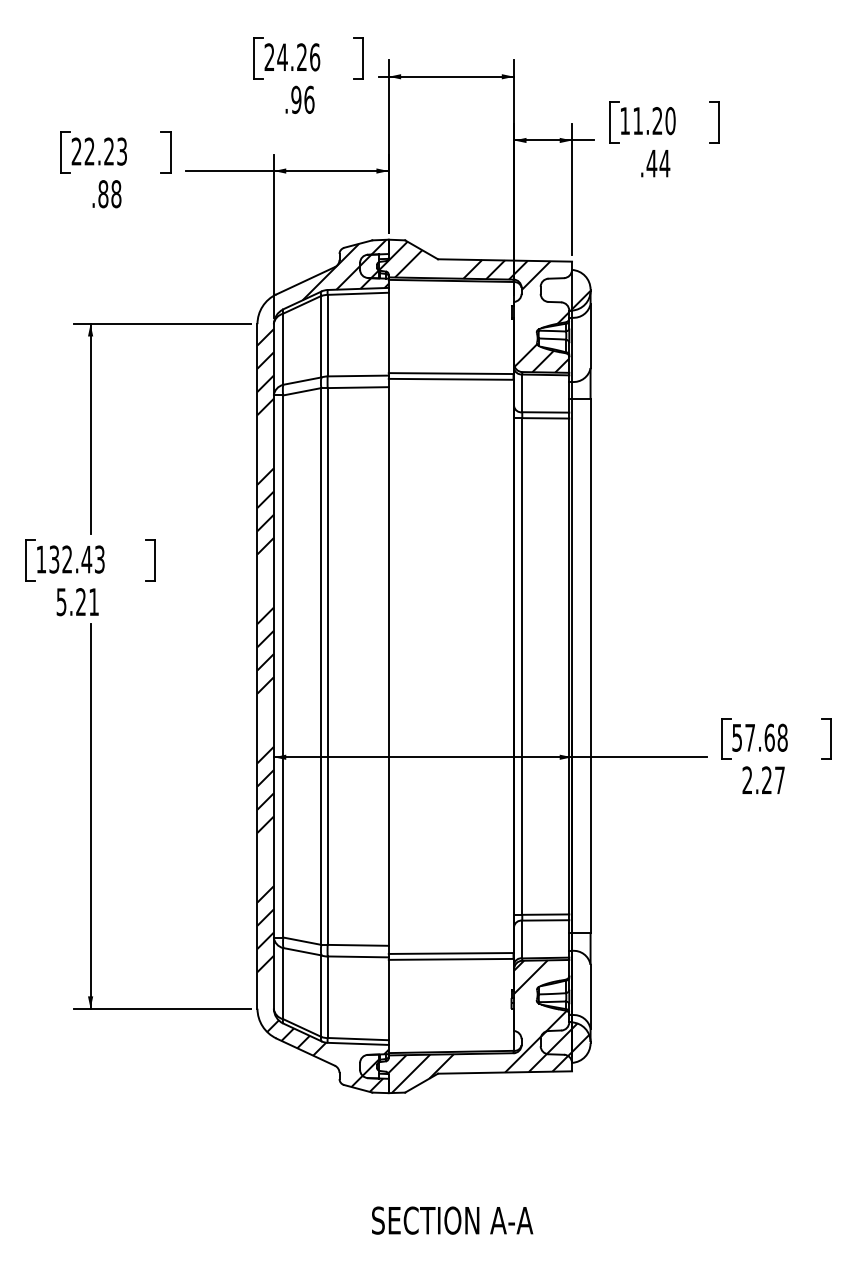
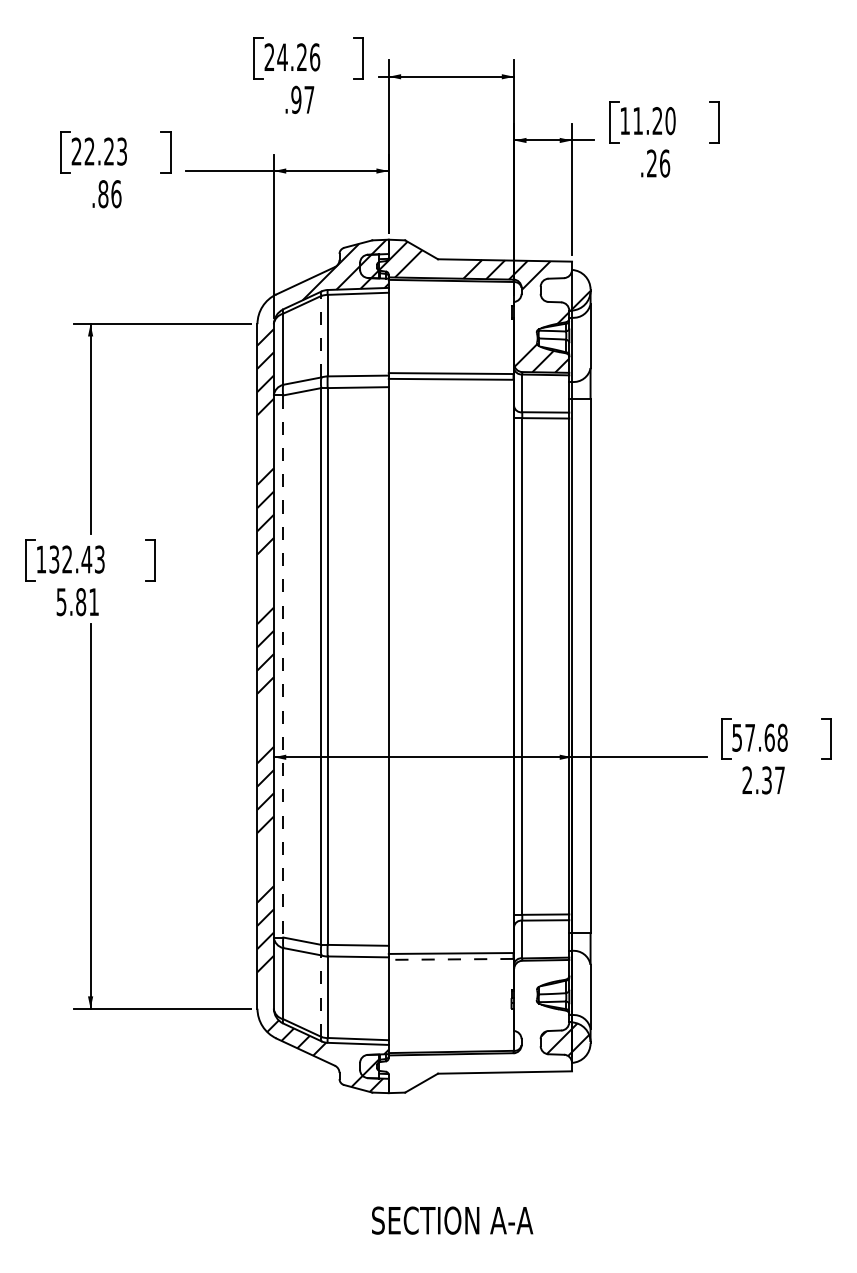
text: .96 -> .97 (309, 99)
text: .44 -> .26 (658, 163)
text: .88 -> .86 (116, 194)
line: solid -> dashed (321, 336)
text: 5.21 -> 5.81 (81, 602)
line: solid -> dashed (283, 666)
text: 2.27 -> 2.37 (766, 780)
line: solid -> dashed (450, 959)
line: solid -> dashed (321, 996)
hatch: present -> none (477, 1026)
